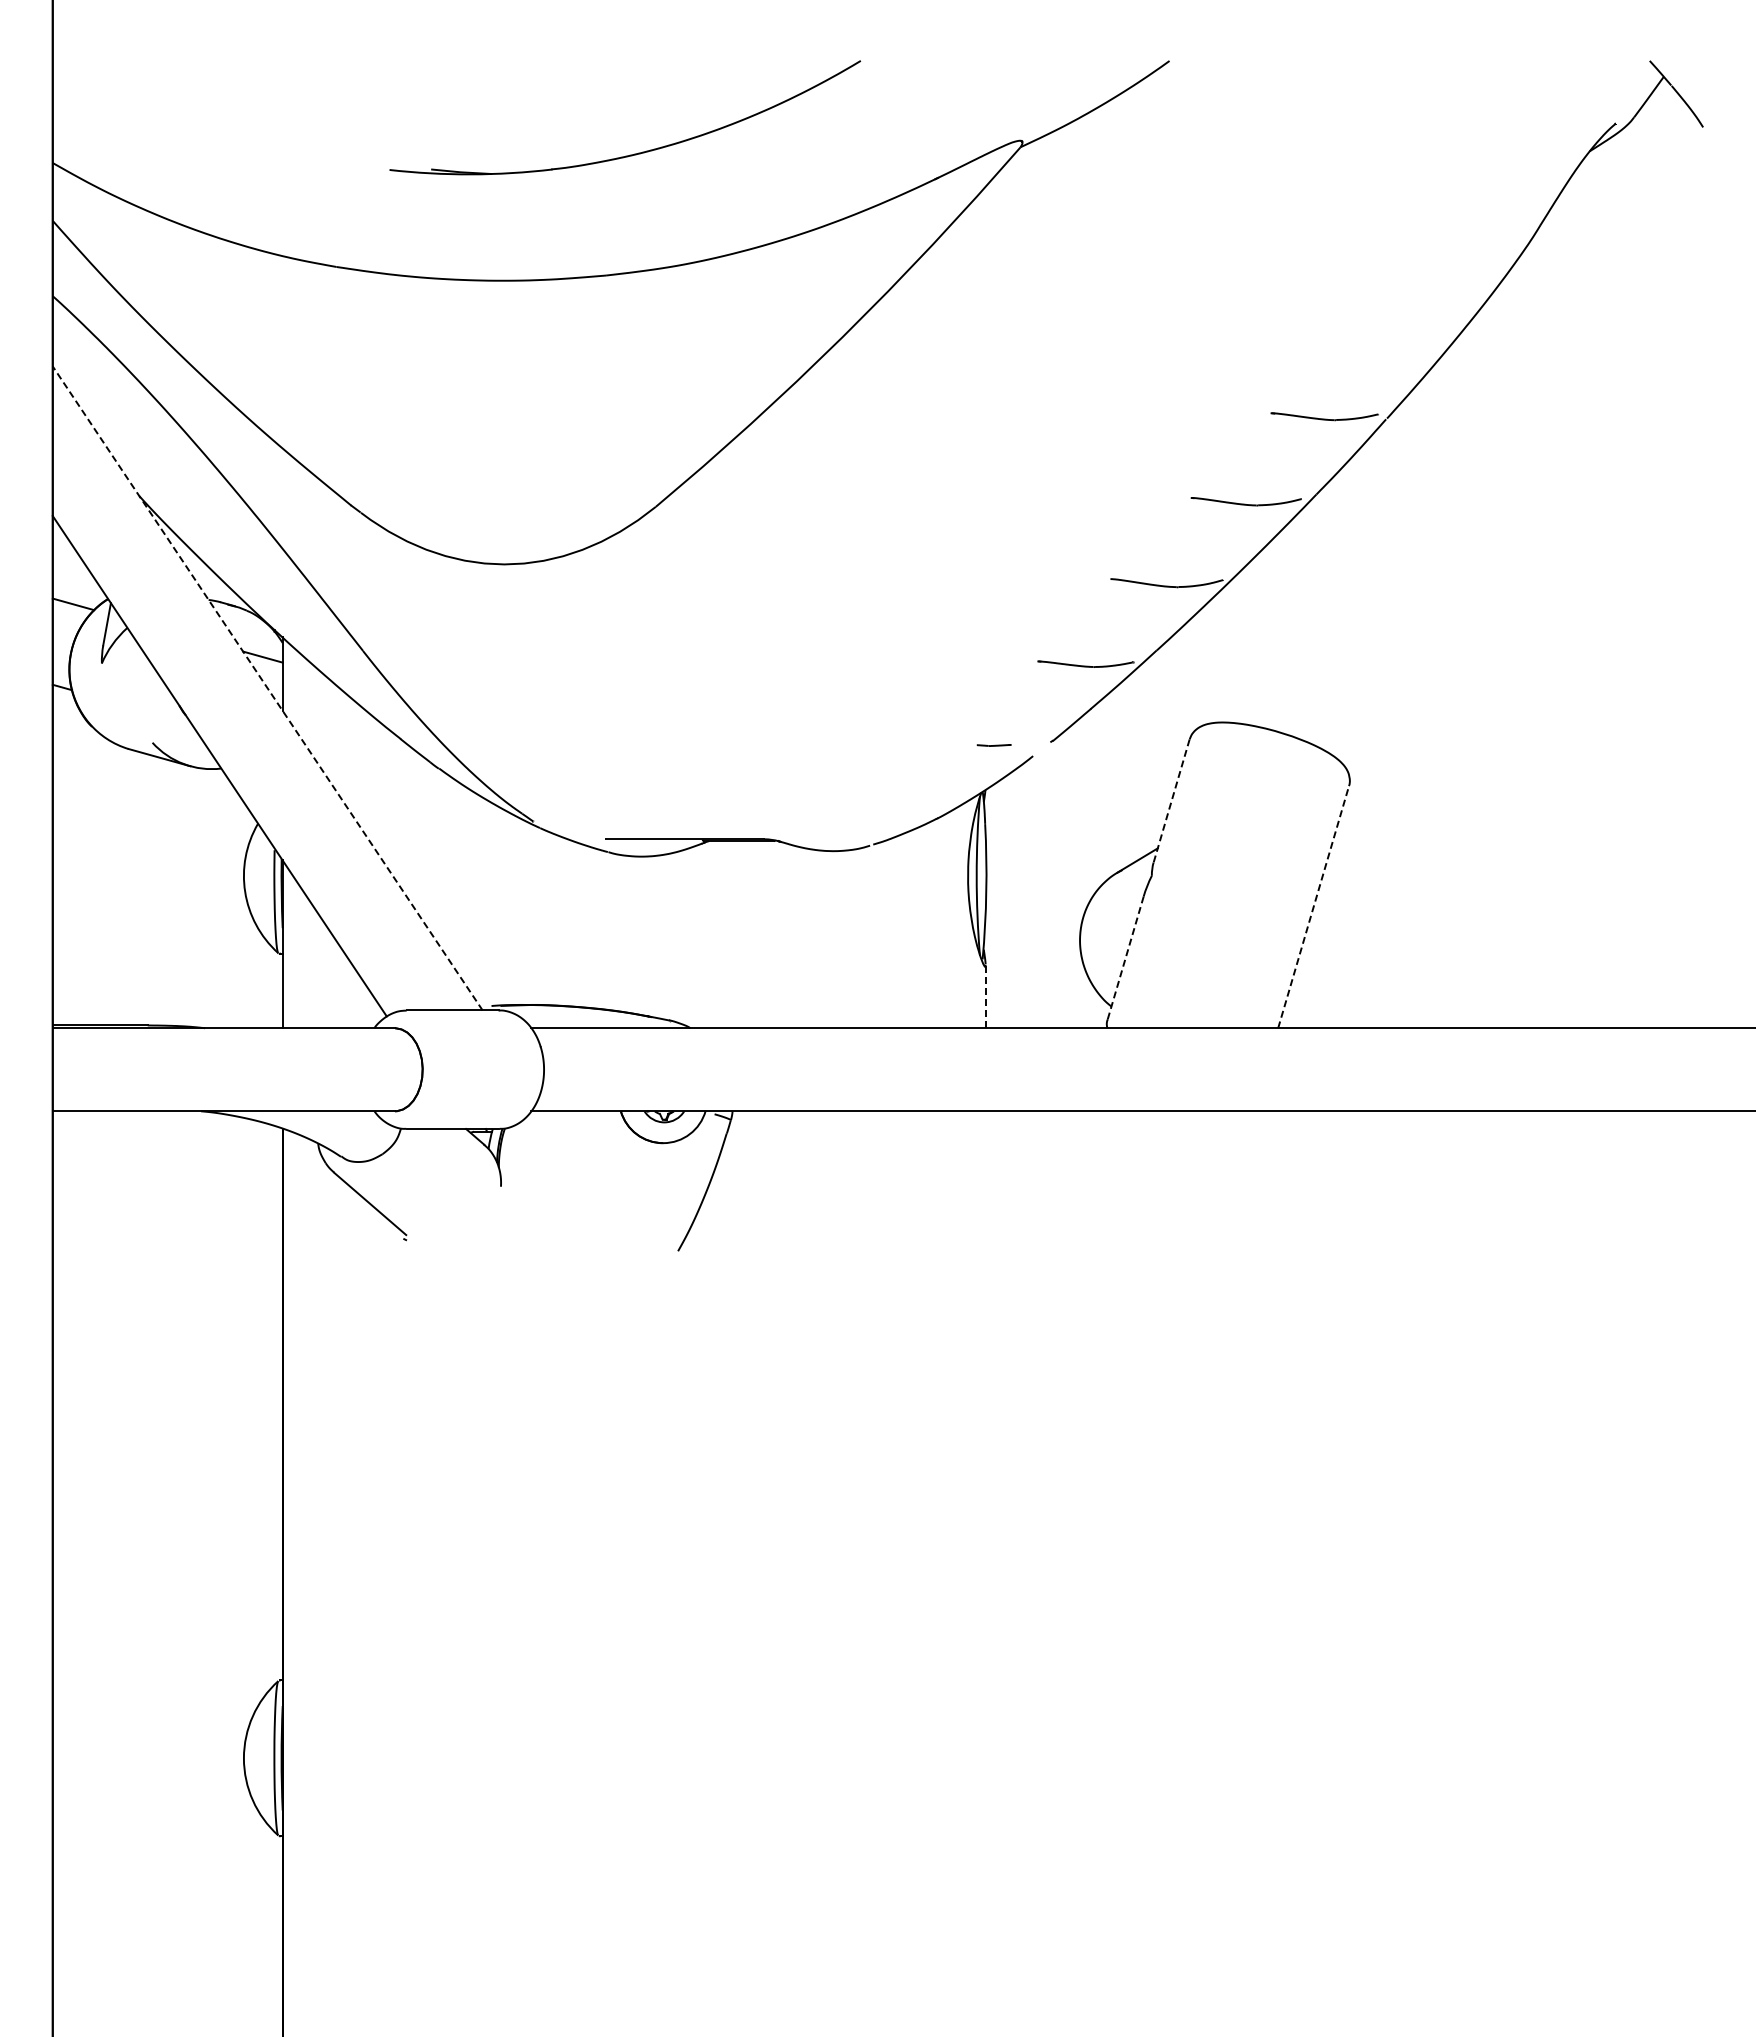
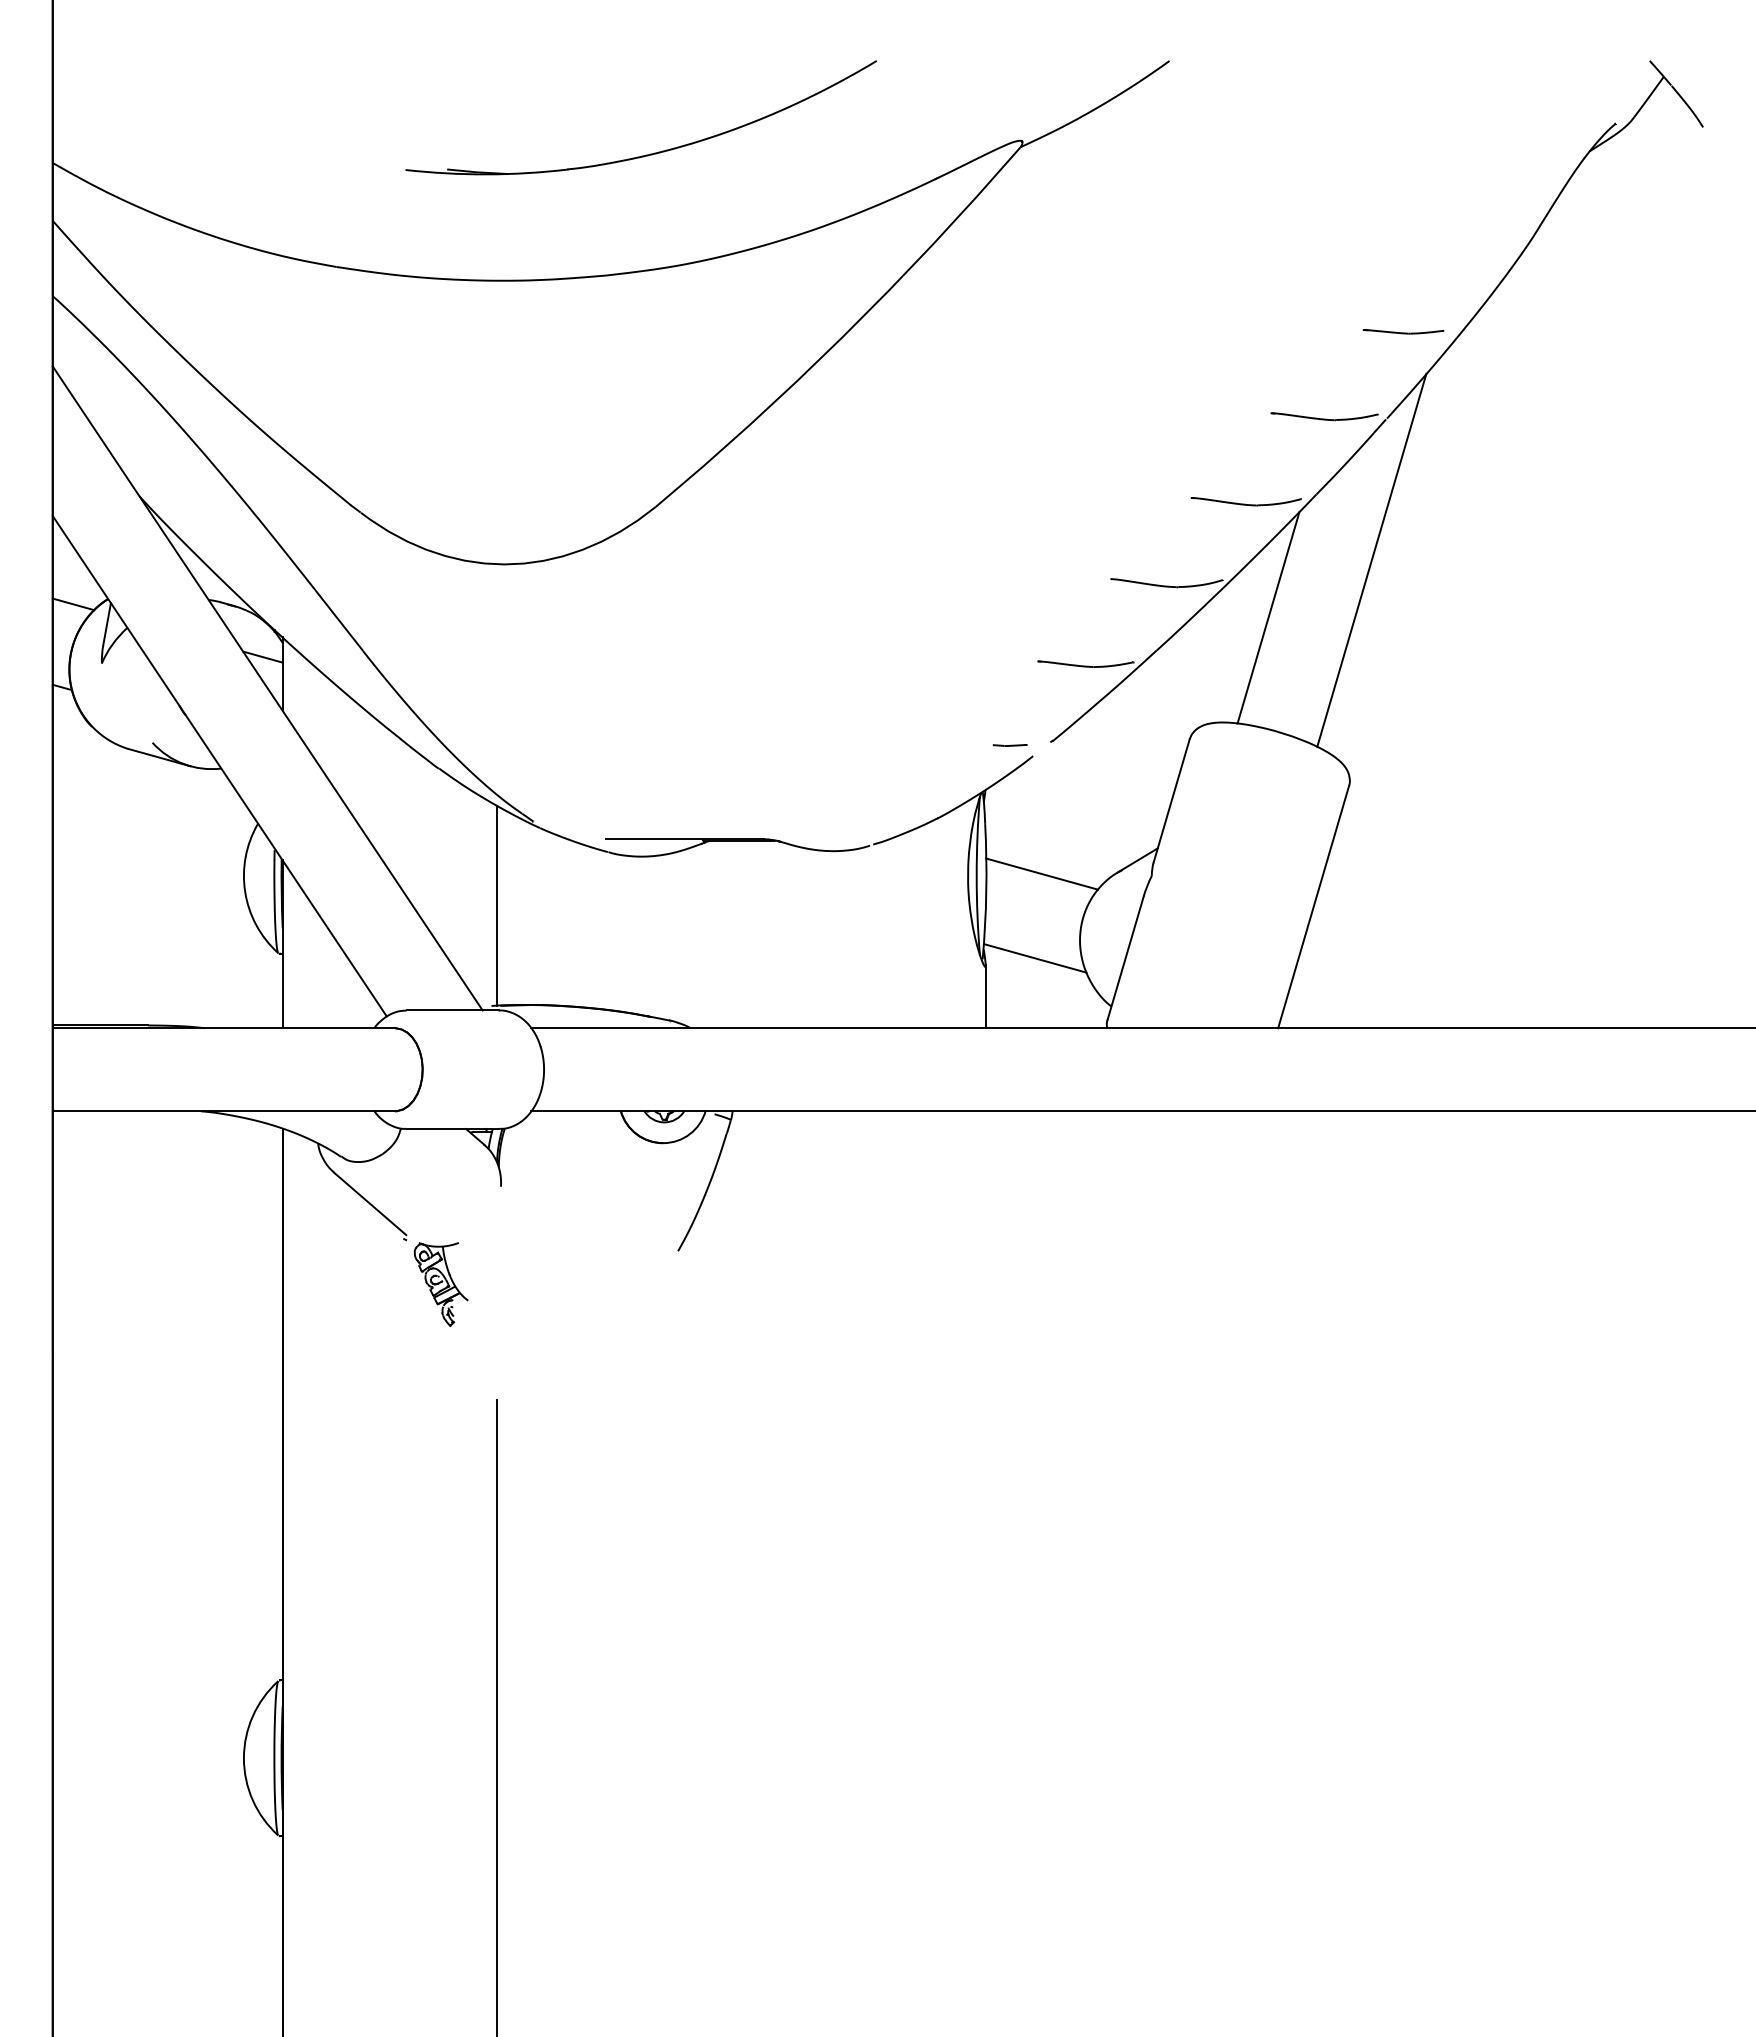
part position: (634, 153) -> (650, 153) (650, 153)
part: none -> present (1403, 331)
line: none -> present (1371, 559)
line: none -> present (1268, 617)
line: dashed -> solid (267, 688)
line position: (993, 745) -> (1009, 745) (1009, 745)
line: dashed -> solid (1171, 801)
line: none -> present (1041, 873)
line: none -> present (497, 905)
line: dashed -> solid (1313, 906)
line: none -> present (1035, 958)
line: dashed -> solid (1125, 958)
line: dashed -> solid (985, 996)
part: none -> present (440, 1284)
line: none -> present (497, 1716)
